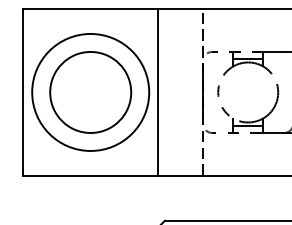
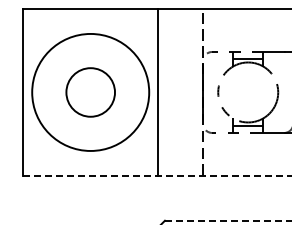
circle diameter: 81 px -> 49 px (90, 92)
line: solid -> dashed (158, 175)
line: solid -> dashed (228, 220)
